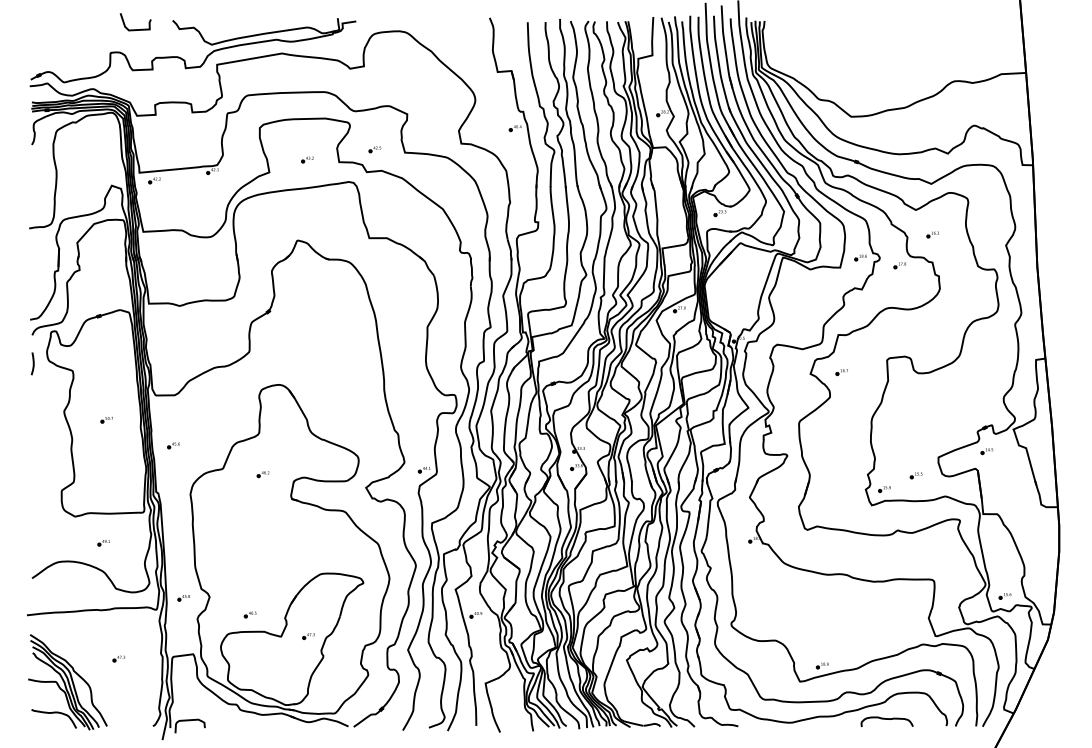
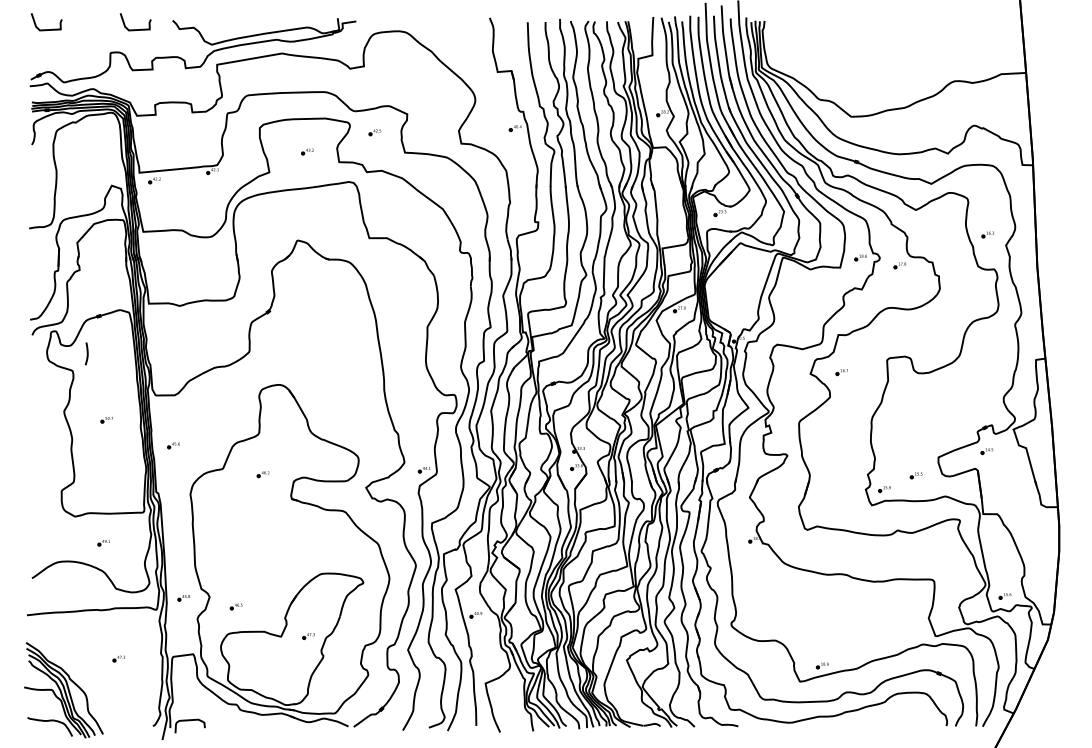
curve: none -> present (46, 29)
part position: (374, 149) -> (374, 132) (374, 132)
part position: (307, 159) -> (307, 151) (307, 151)
part position: (932, 234) -> (987, 234) (987, 234)
curve position: (32, 363) -> (86, 353) (86, 353)
part position: (249, 614) -> (235, 606) (235, 606)
part position: (67, 682) -> (63, 690) (63, 690)
curve: present -> none (886, 719)
